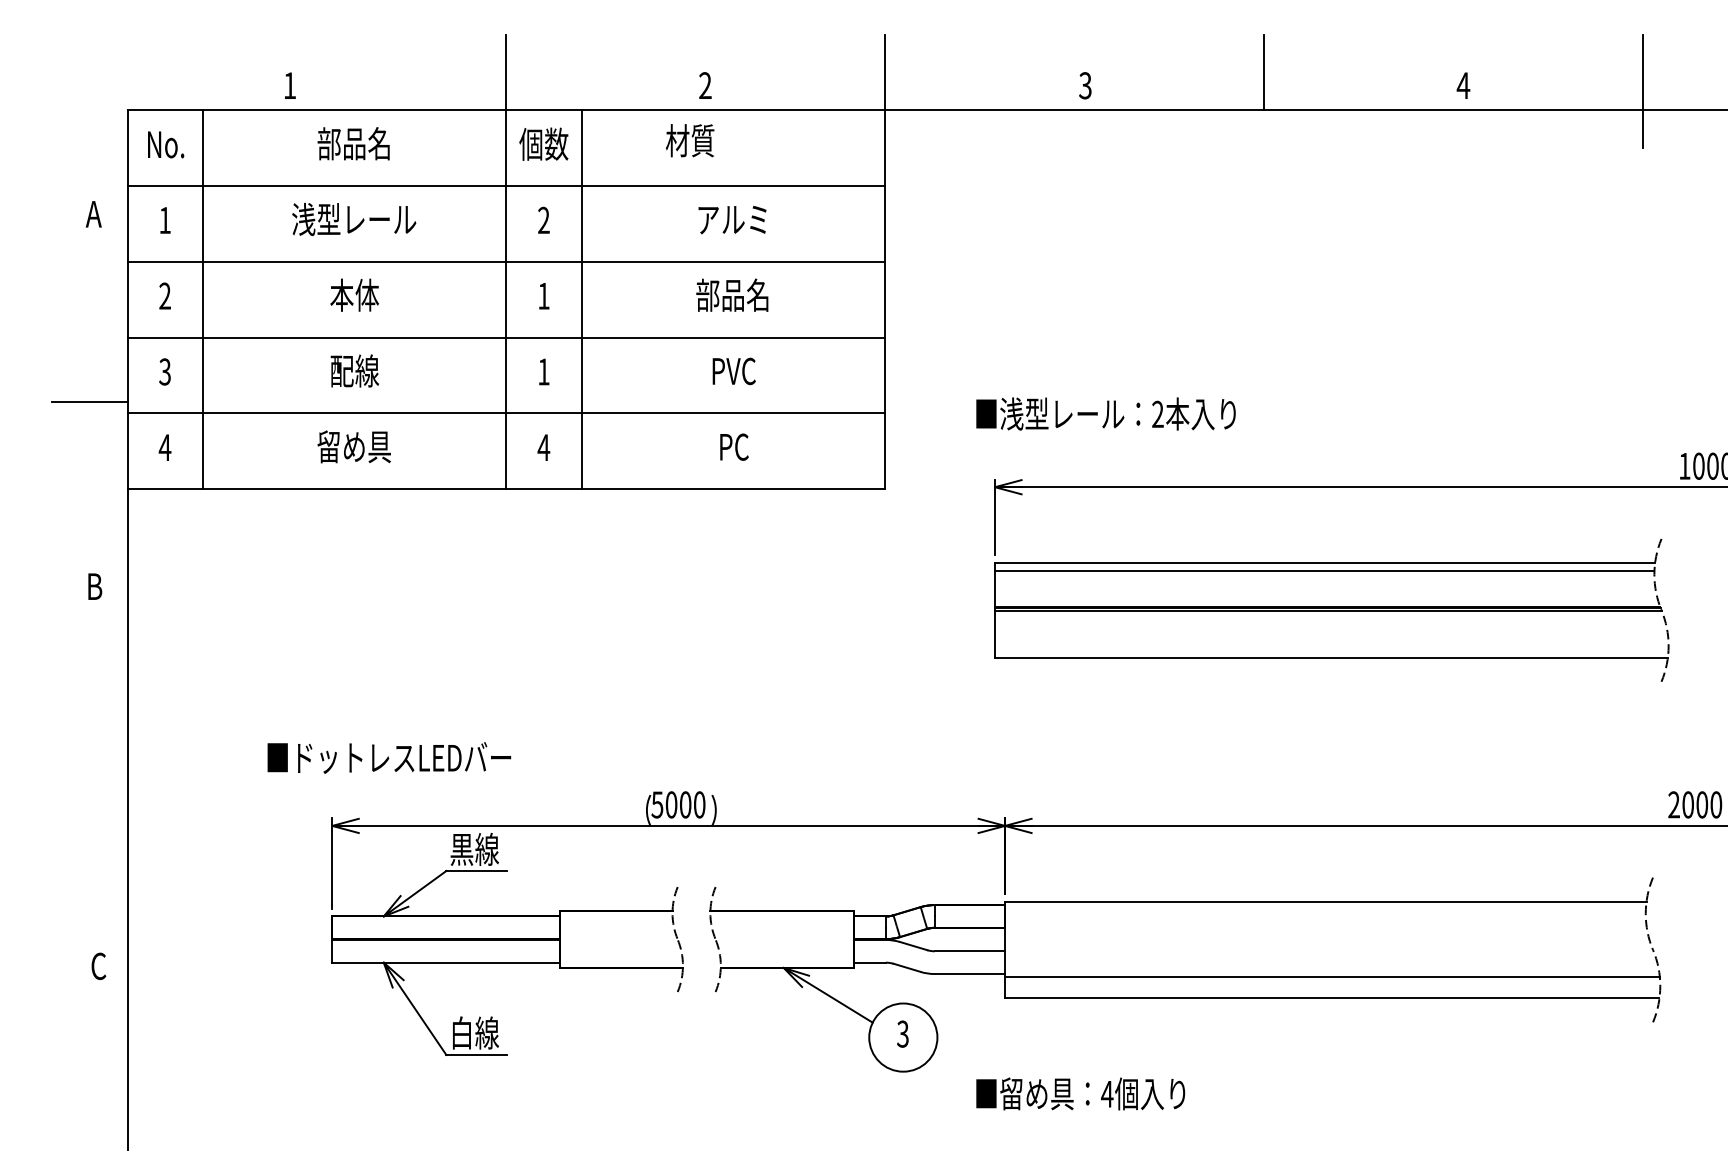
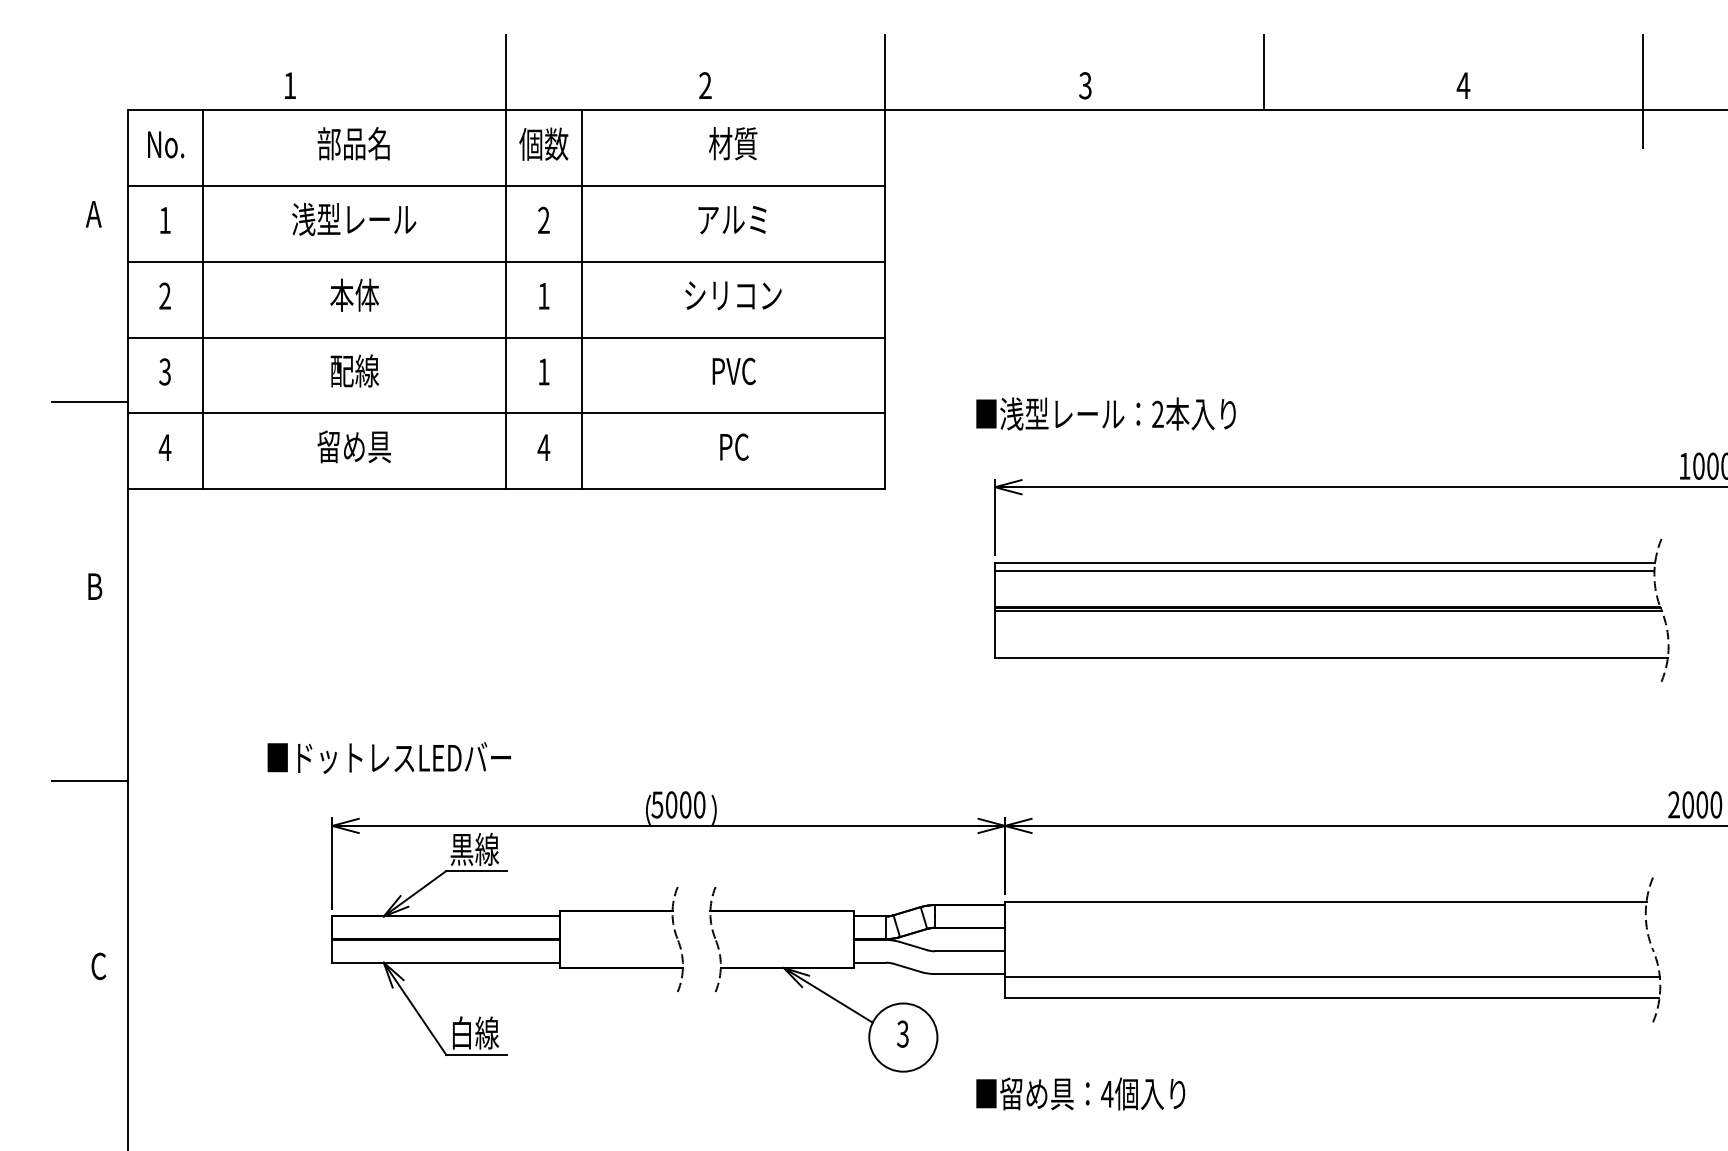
text position: (690, 140) -> (733, 143) (733, 143)
text: 部品名 -> シリコン (733, 294)
line: none -> present (89, 780)
